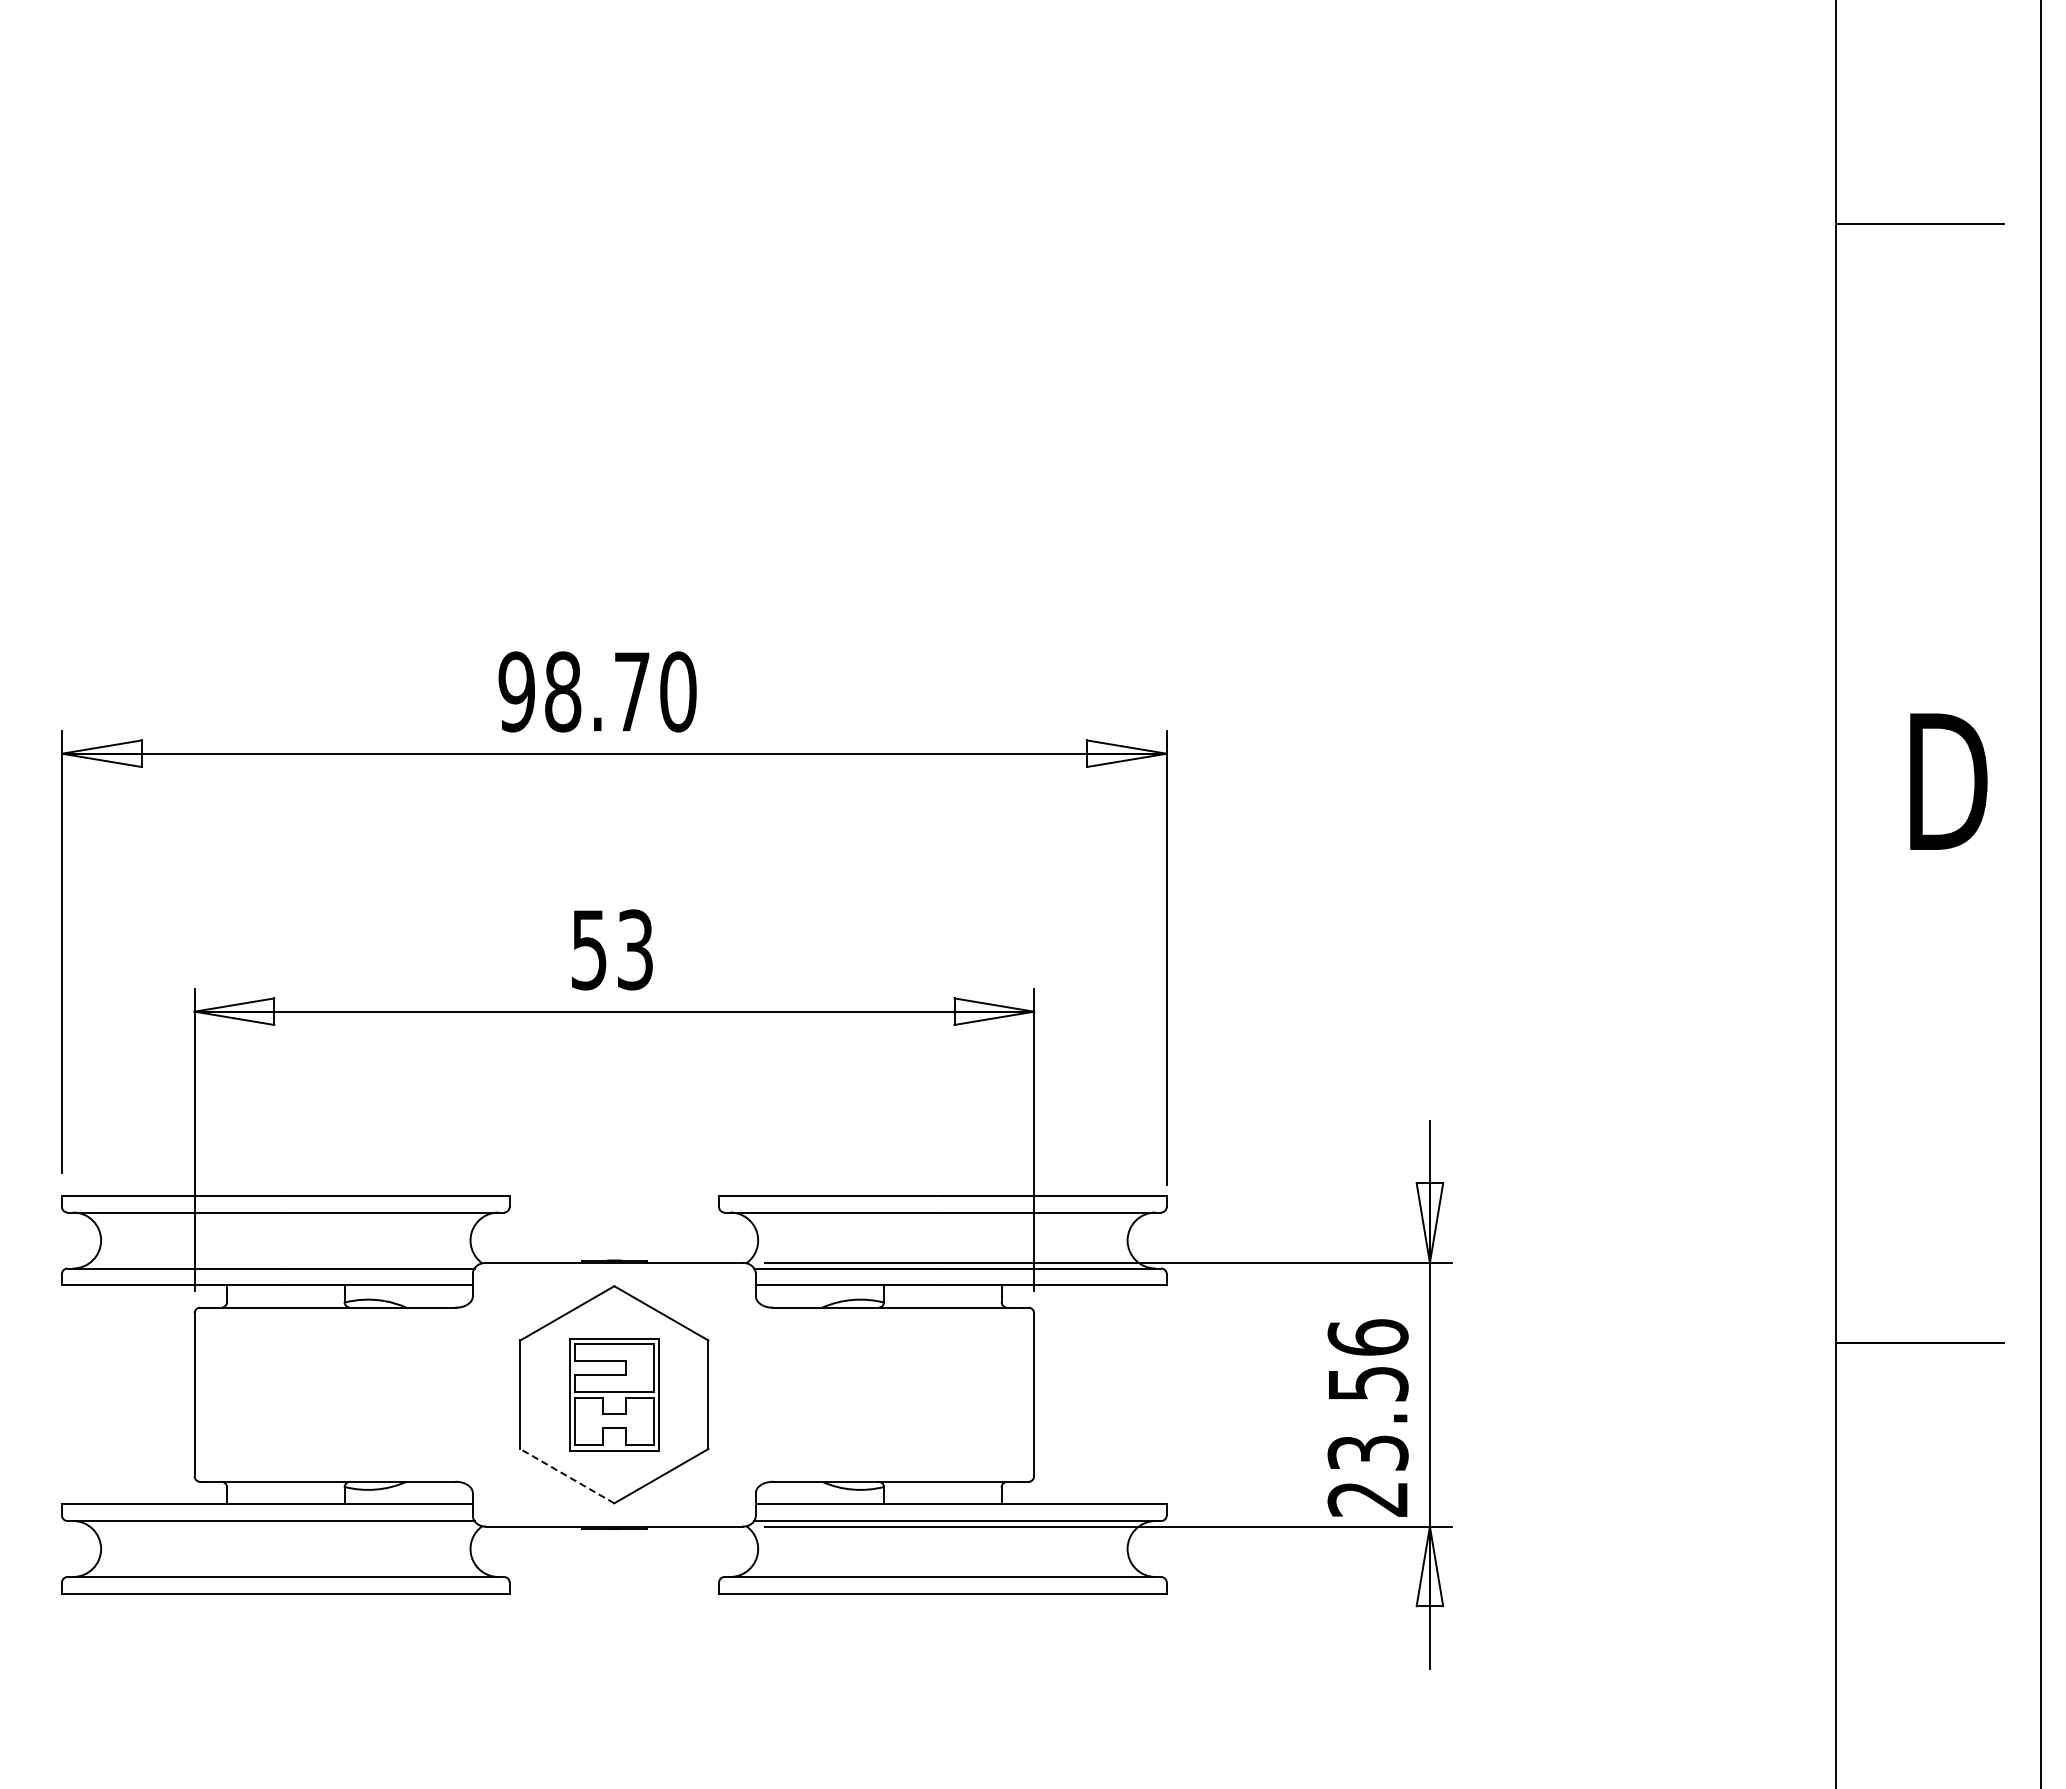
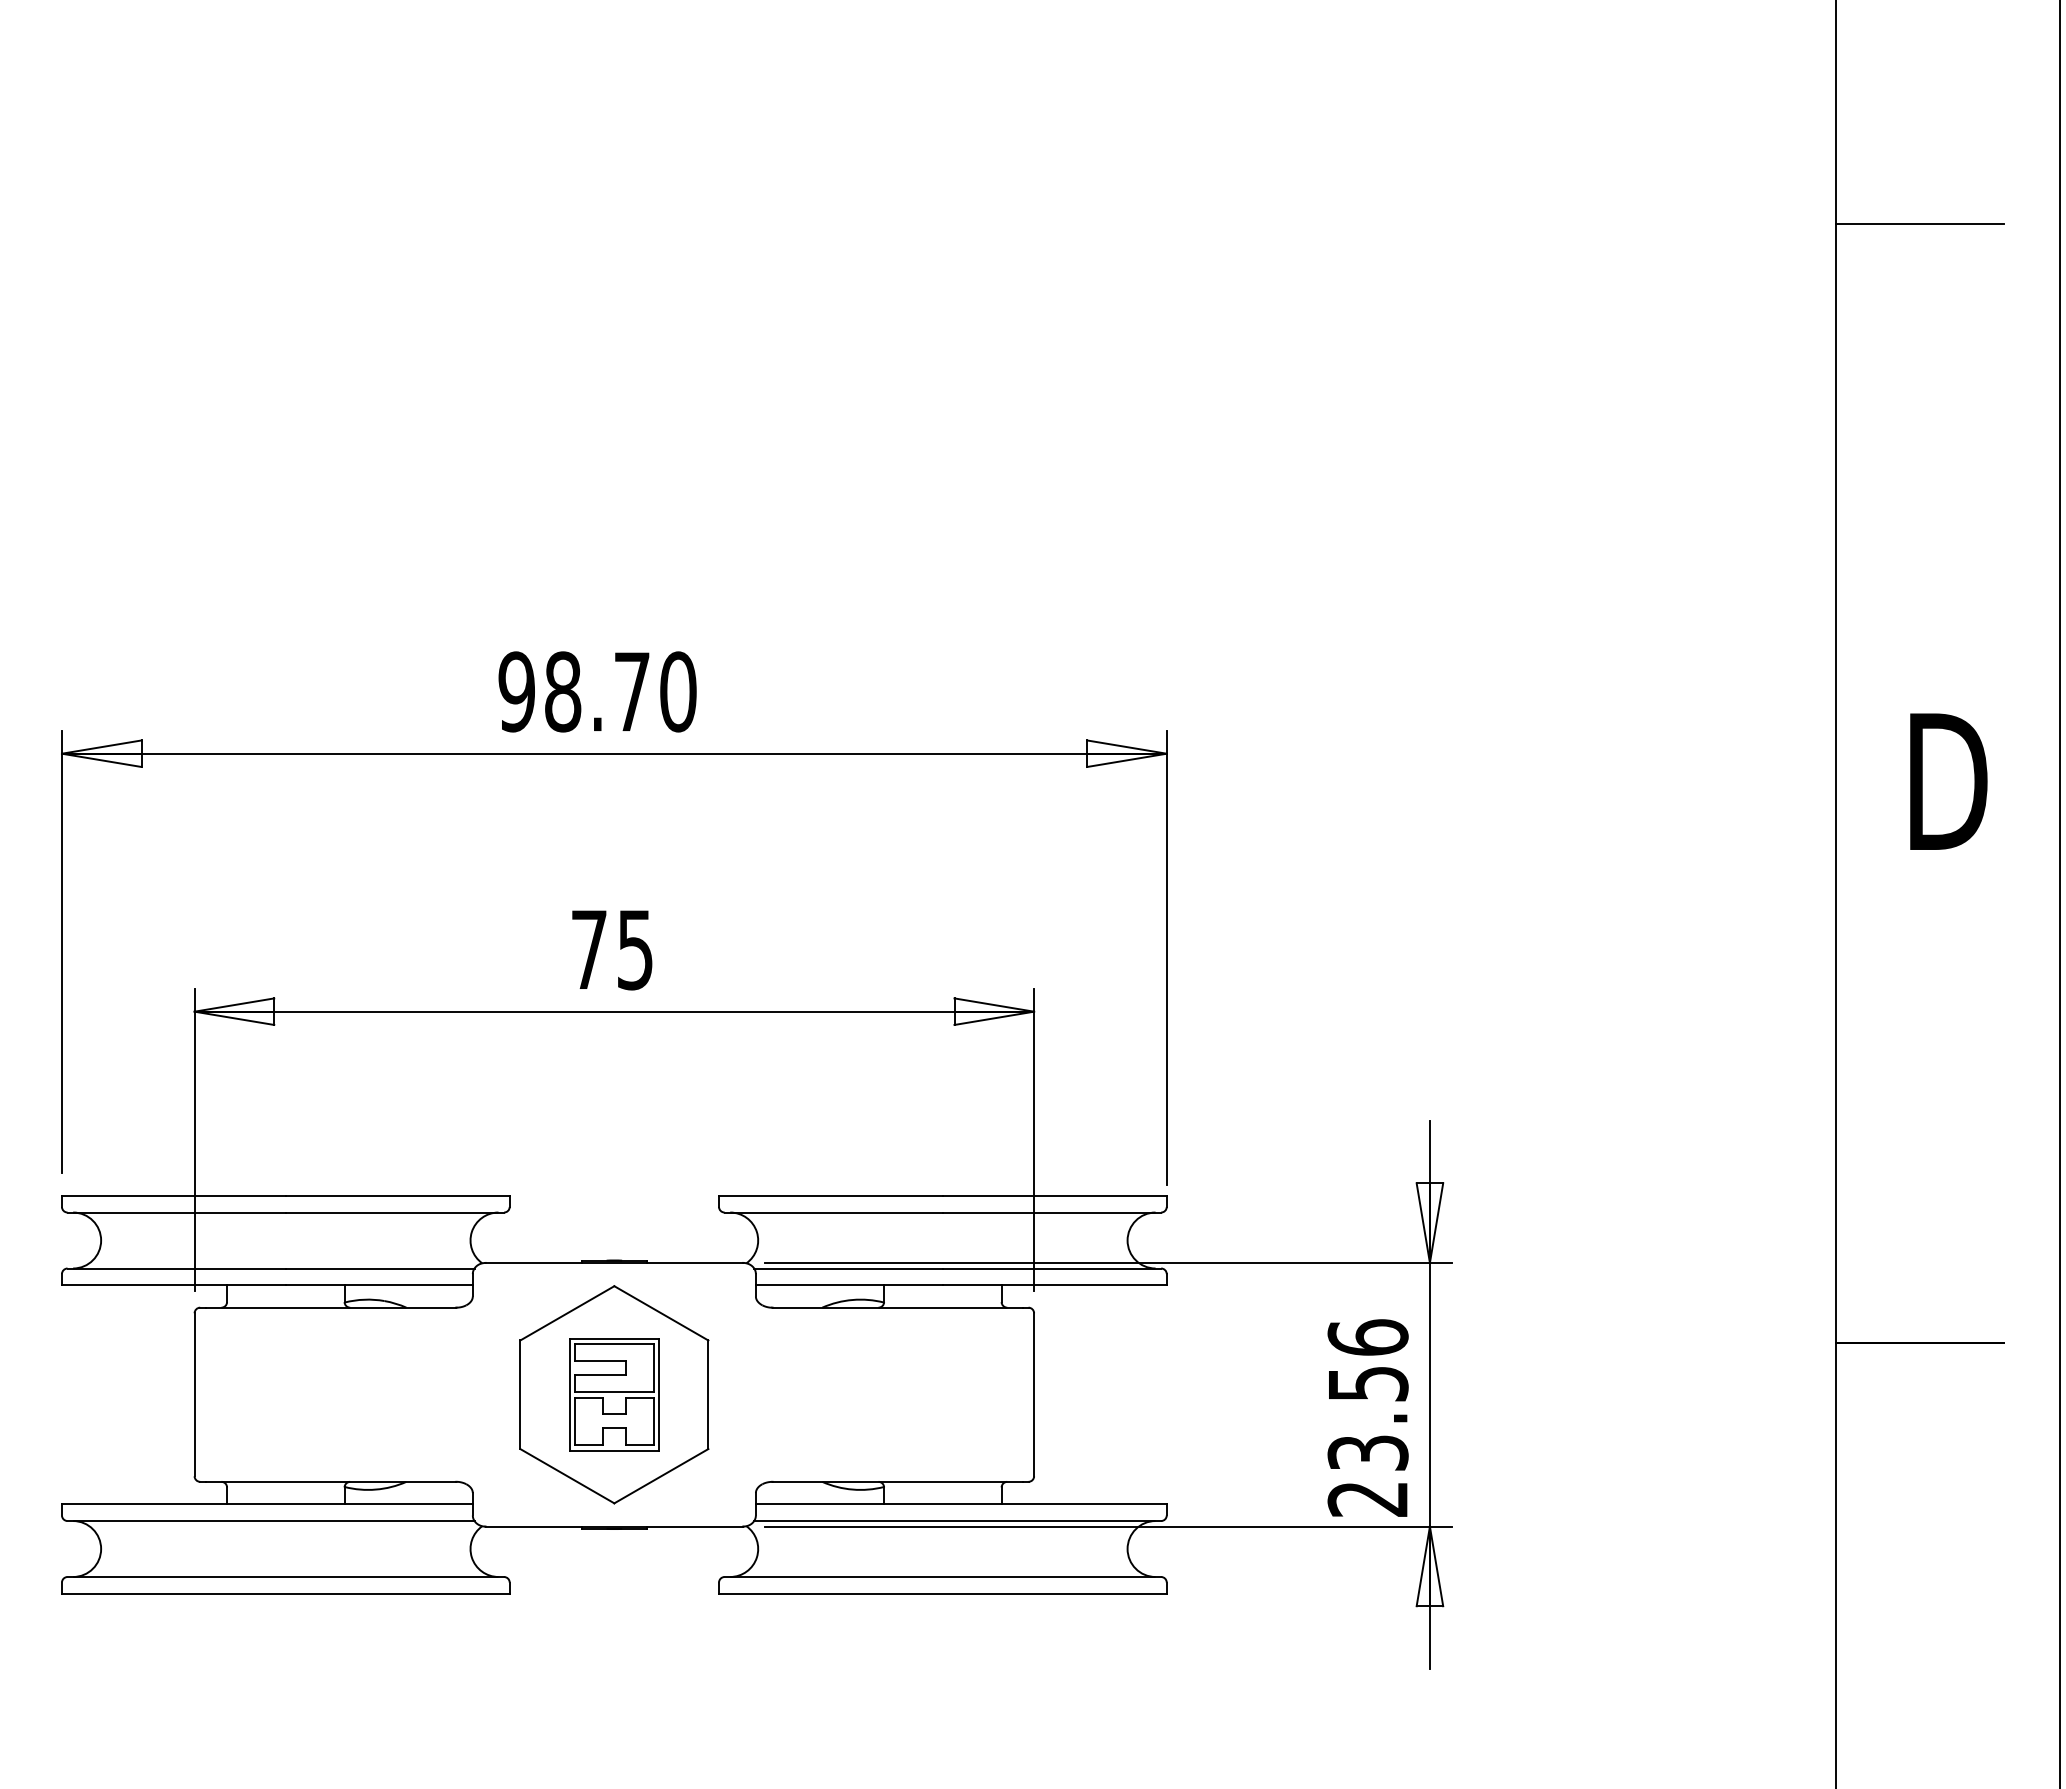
line position: (2040, 893) -> (2059, 893) (2059, 893)
text: 53 -> 75 (612, 949)
line: dashed -> solid (566, 1475)
